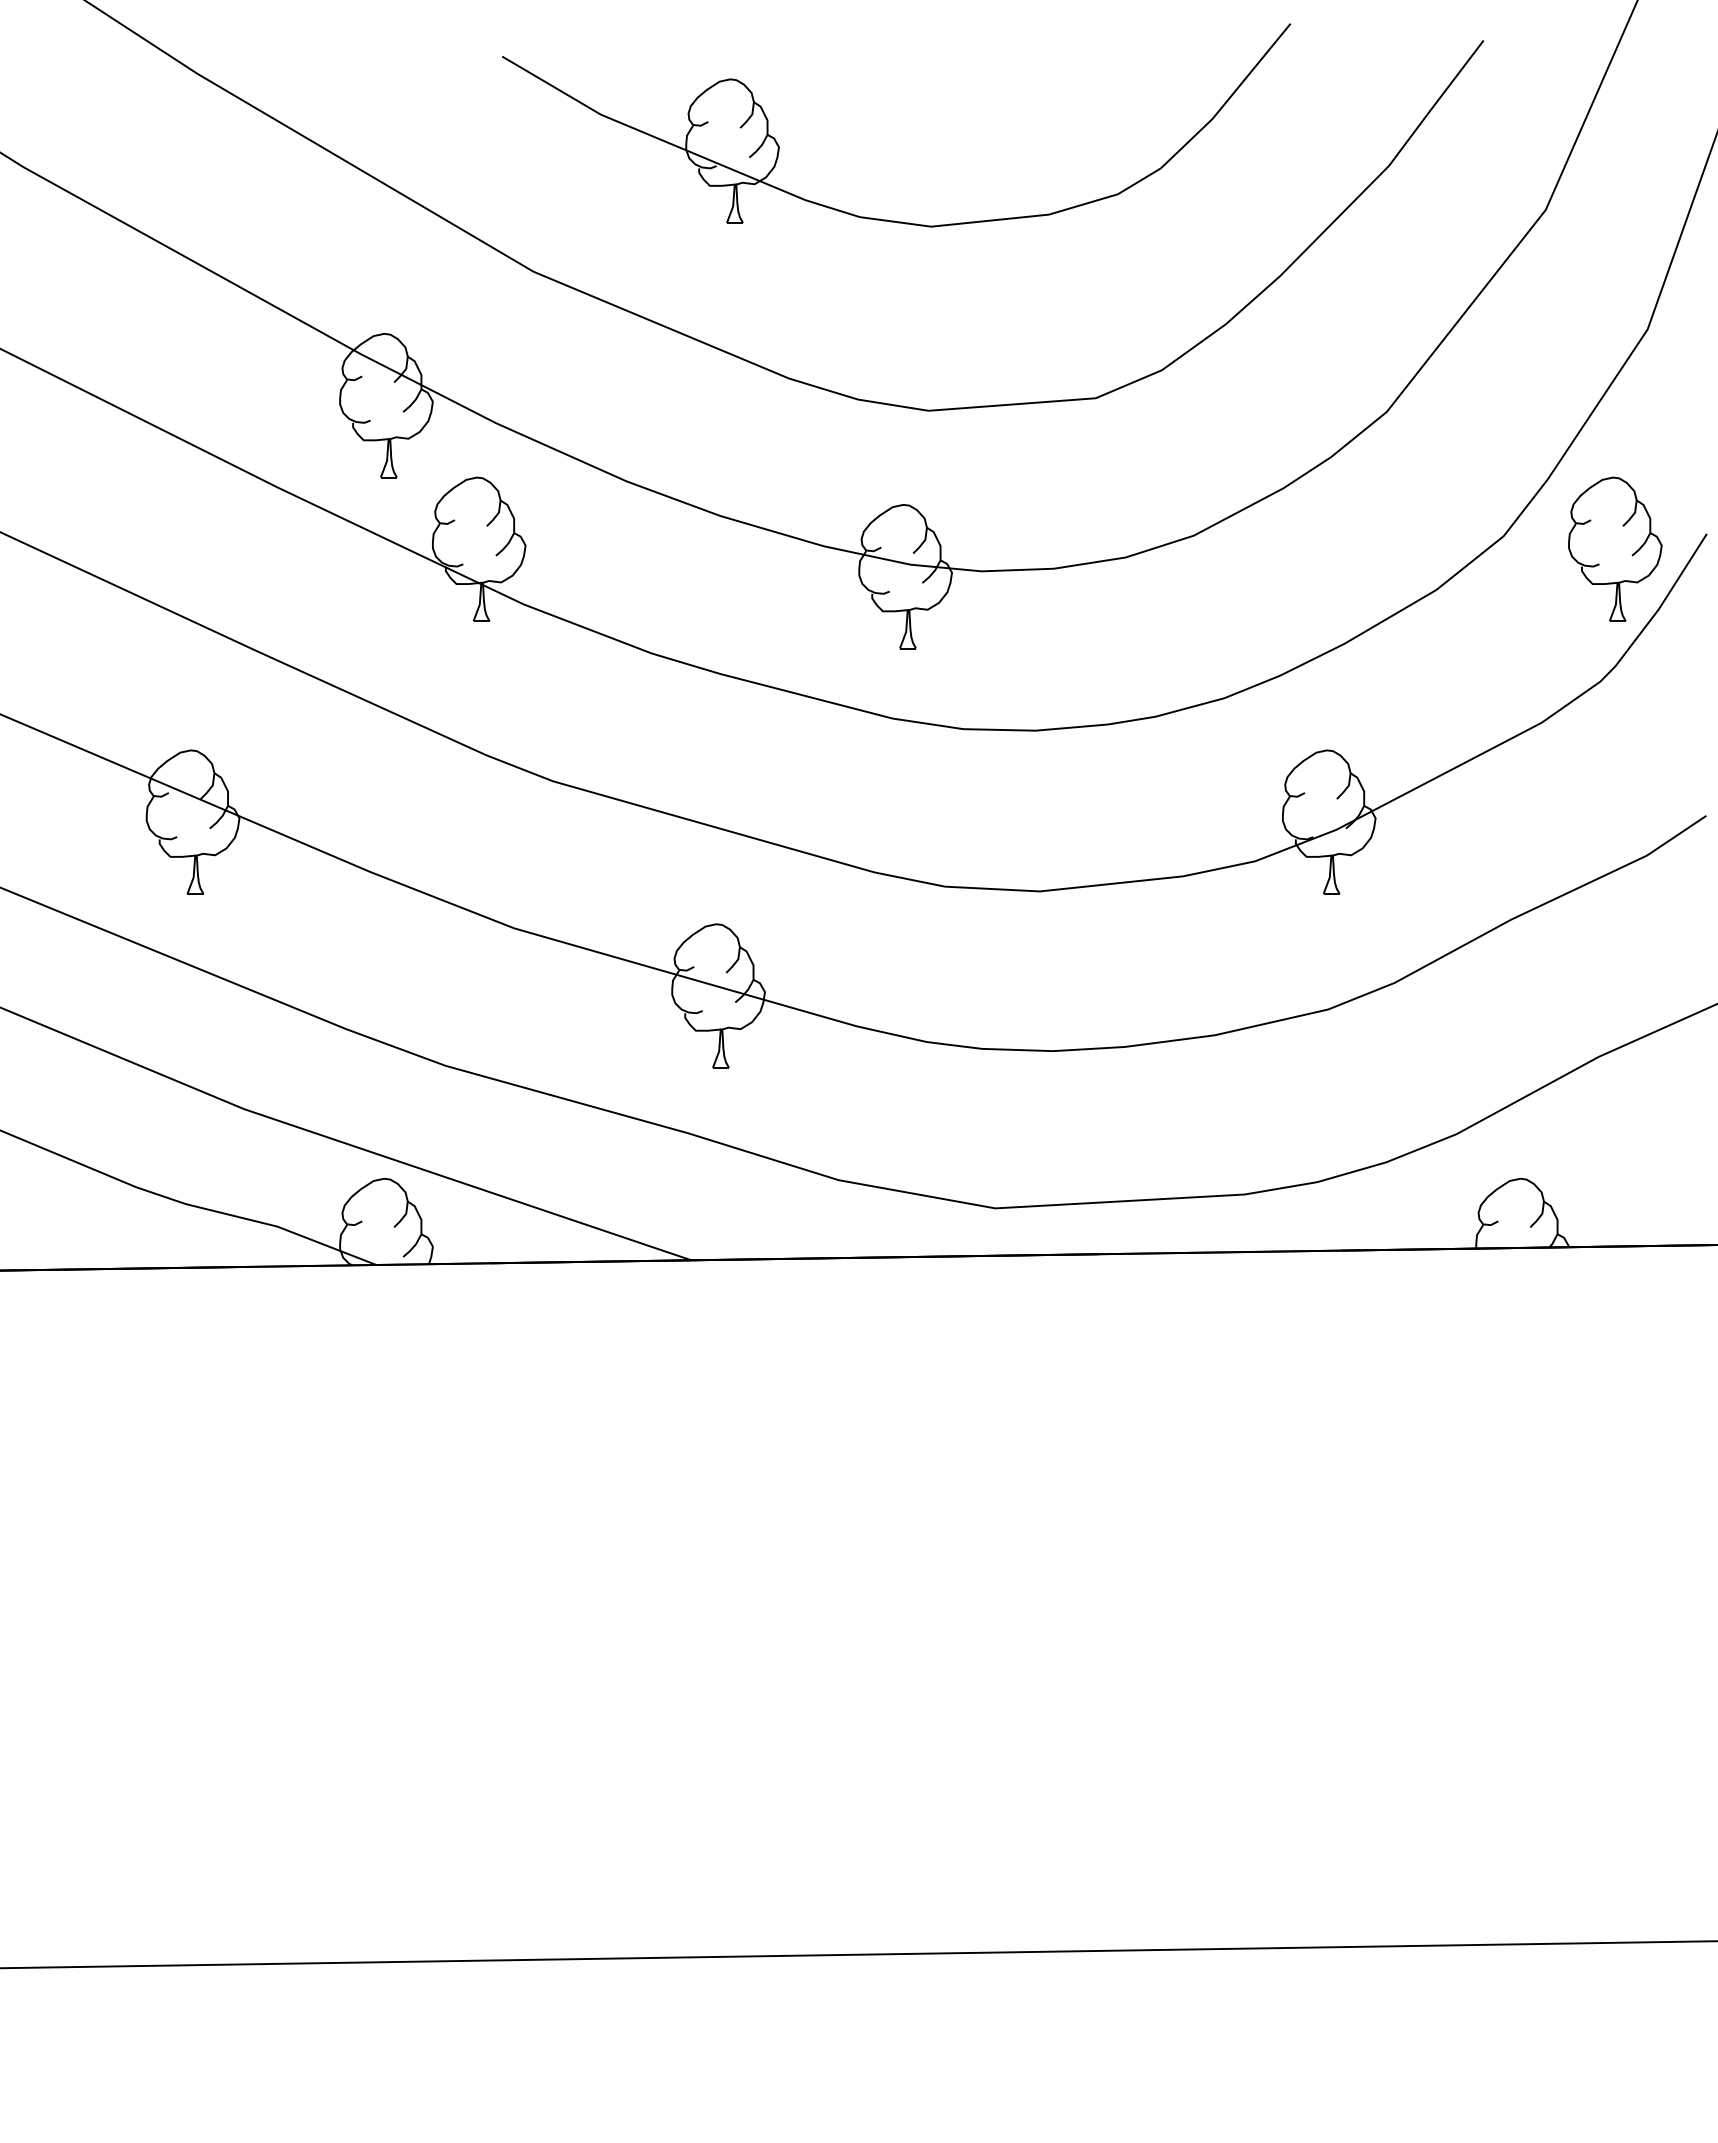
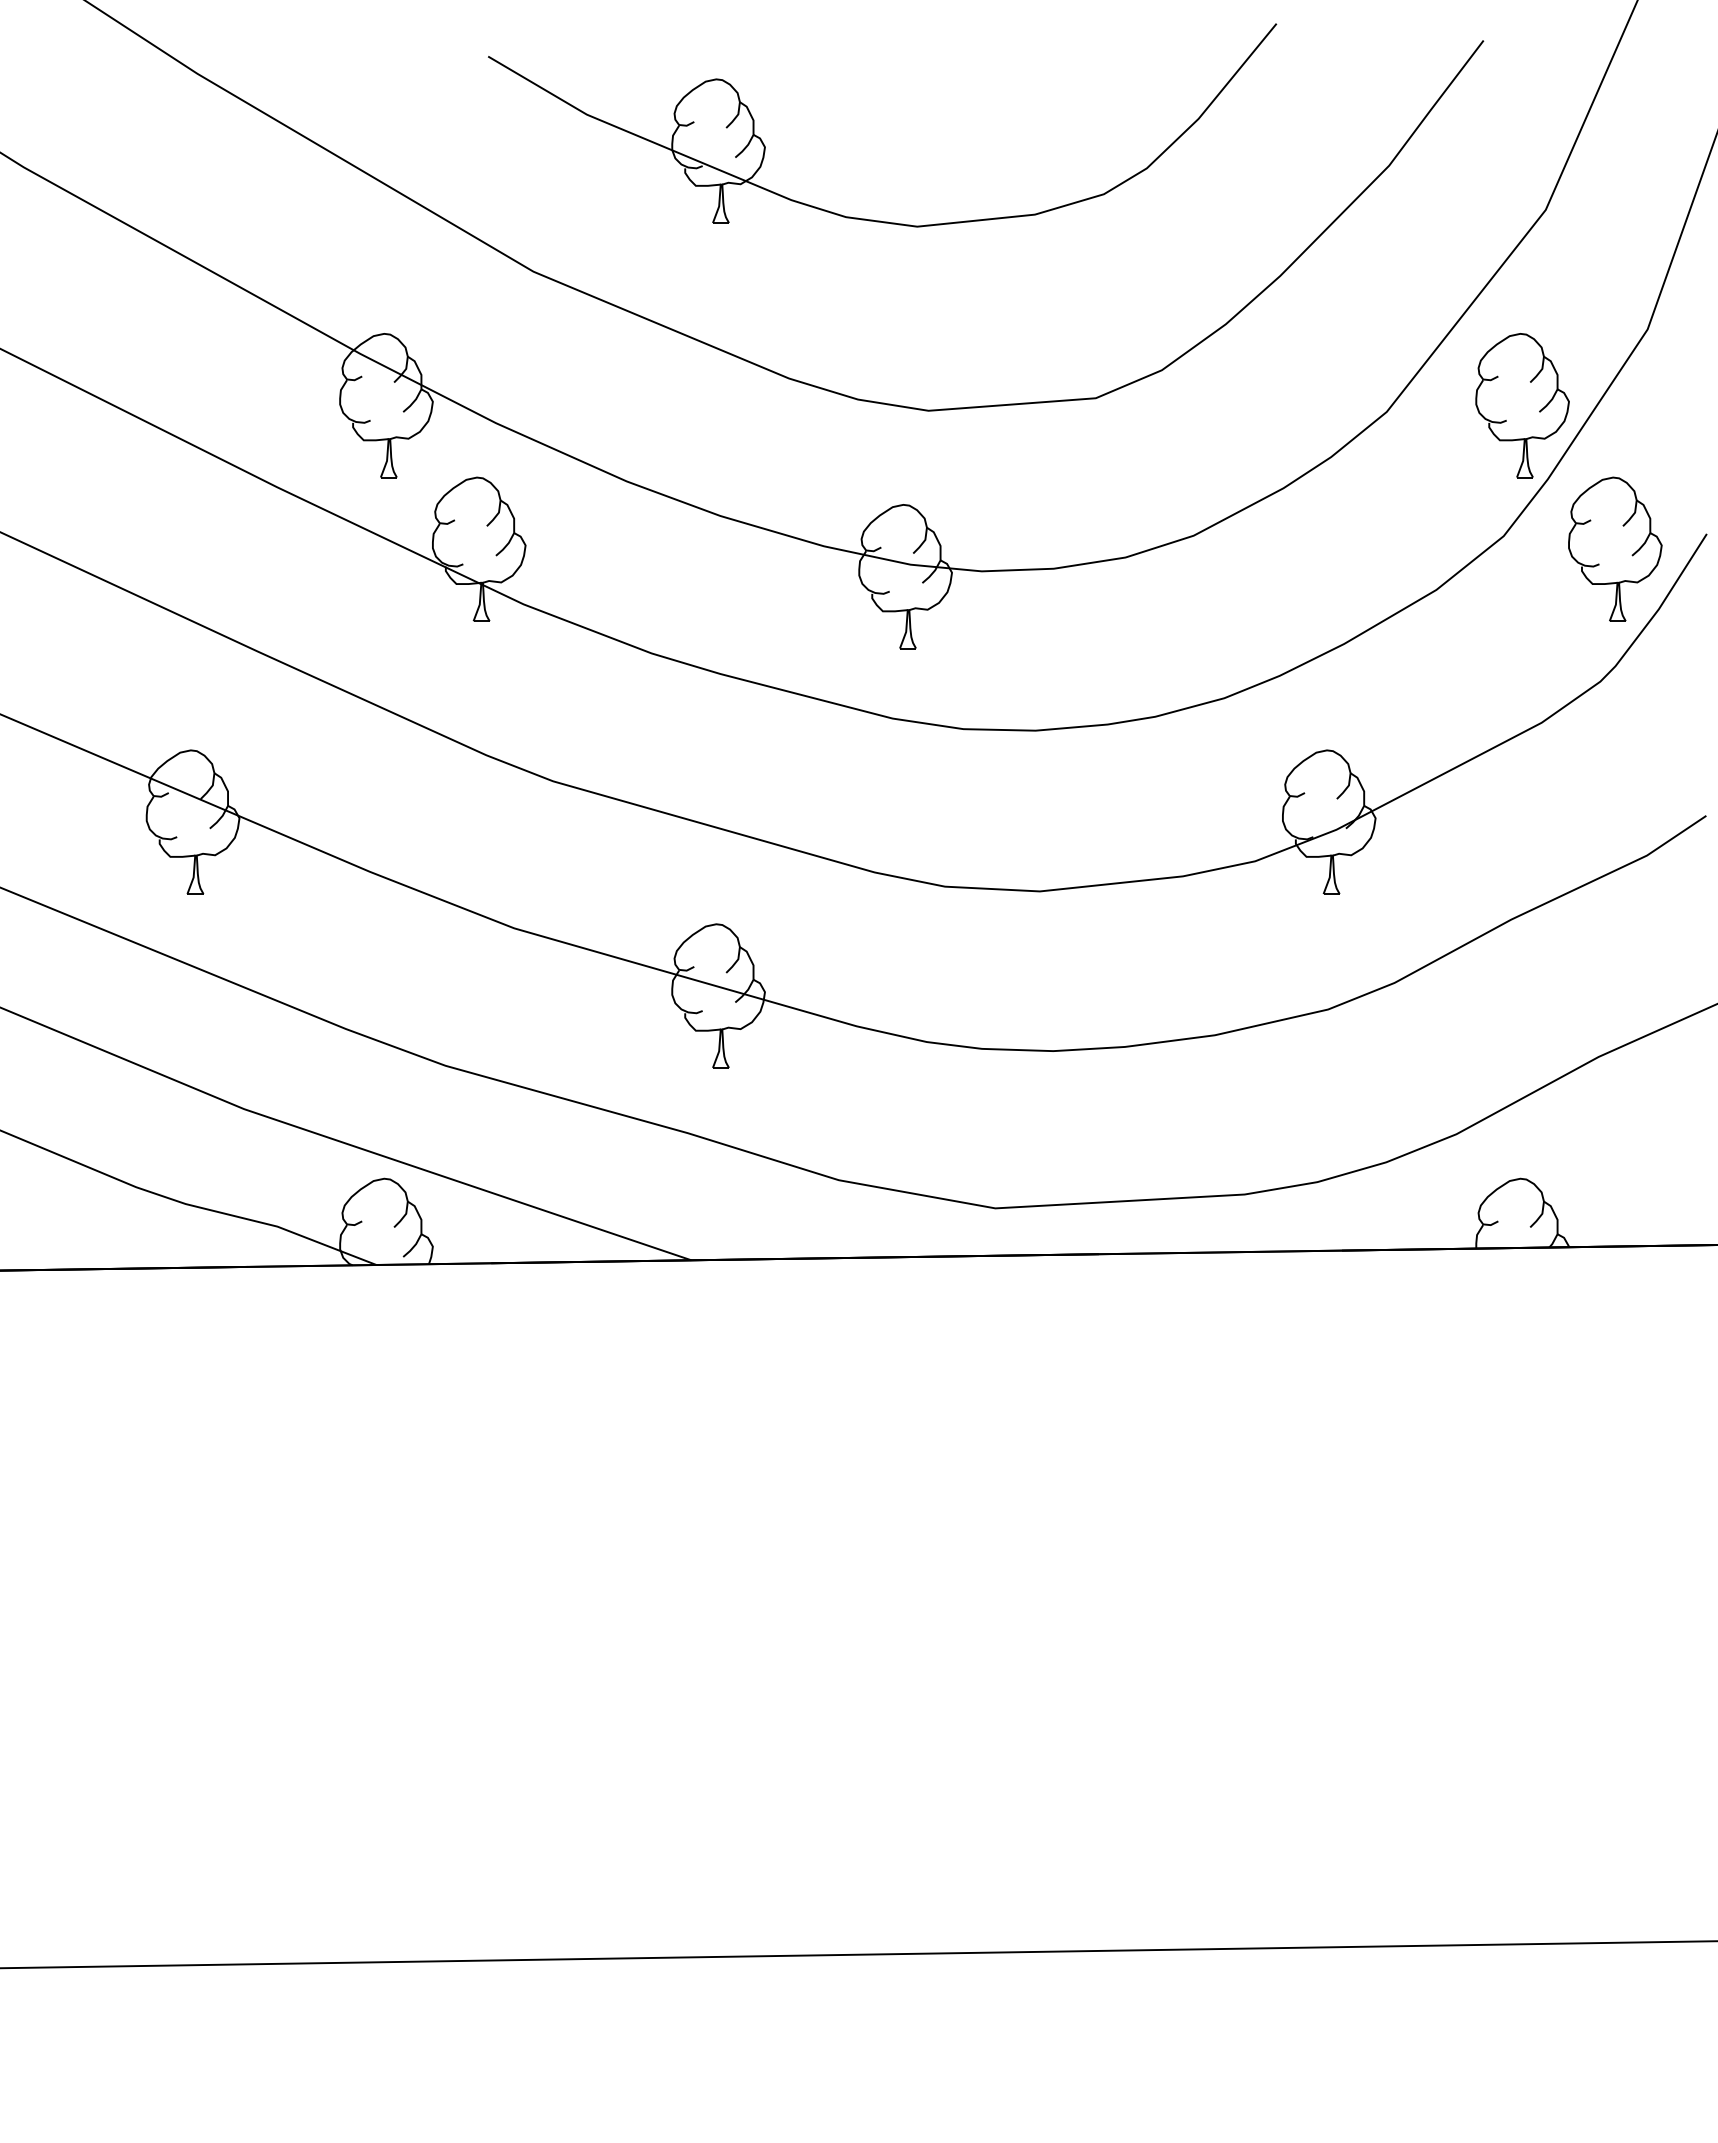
part position: (887, 219) -> (873, 219) (873, 219)
part: none -> present (1522, 405)
